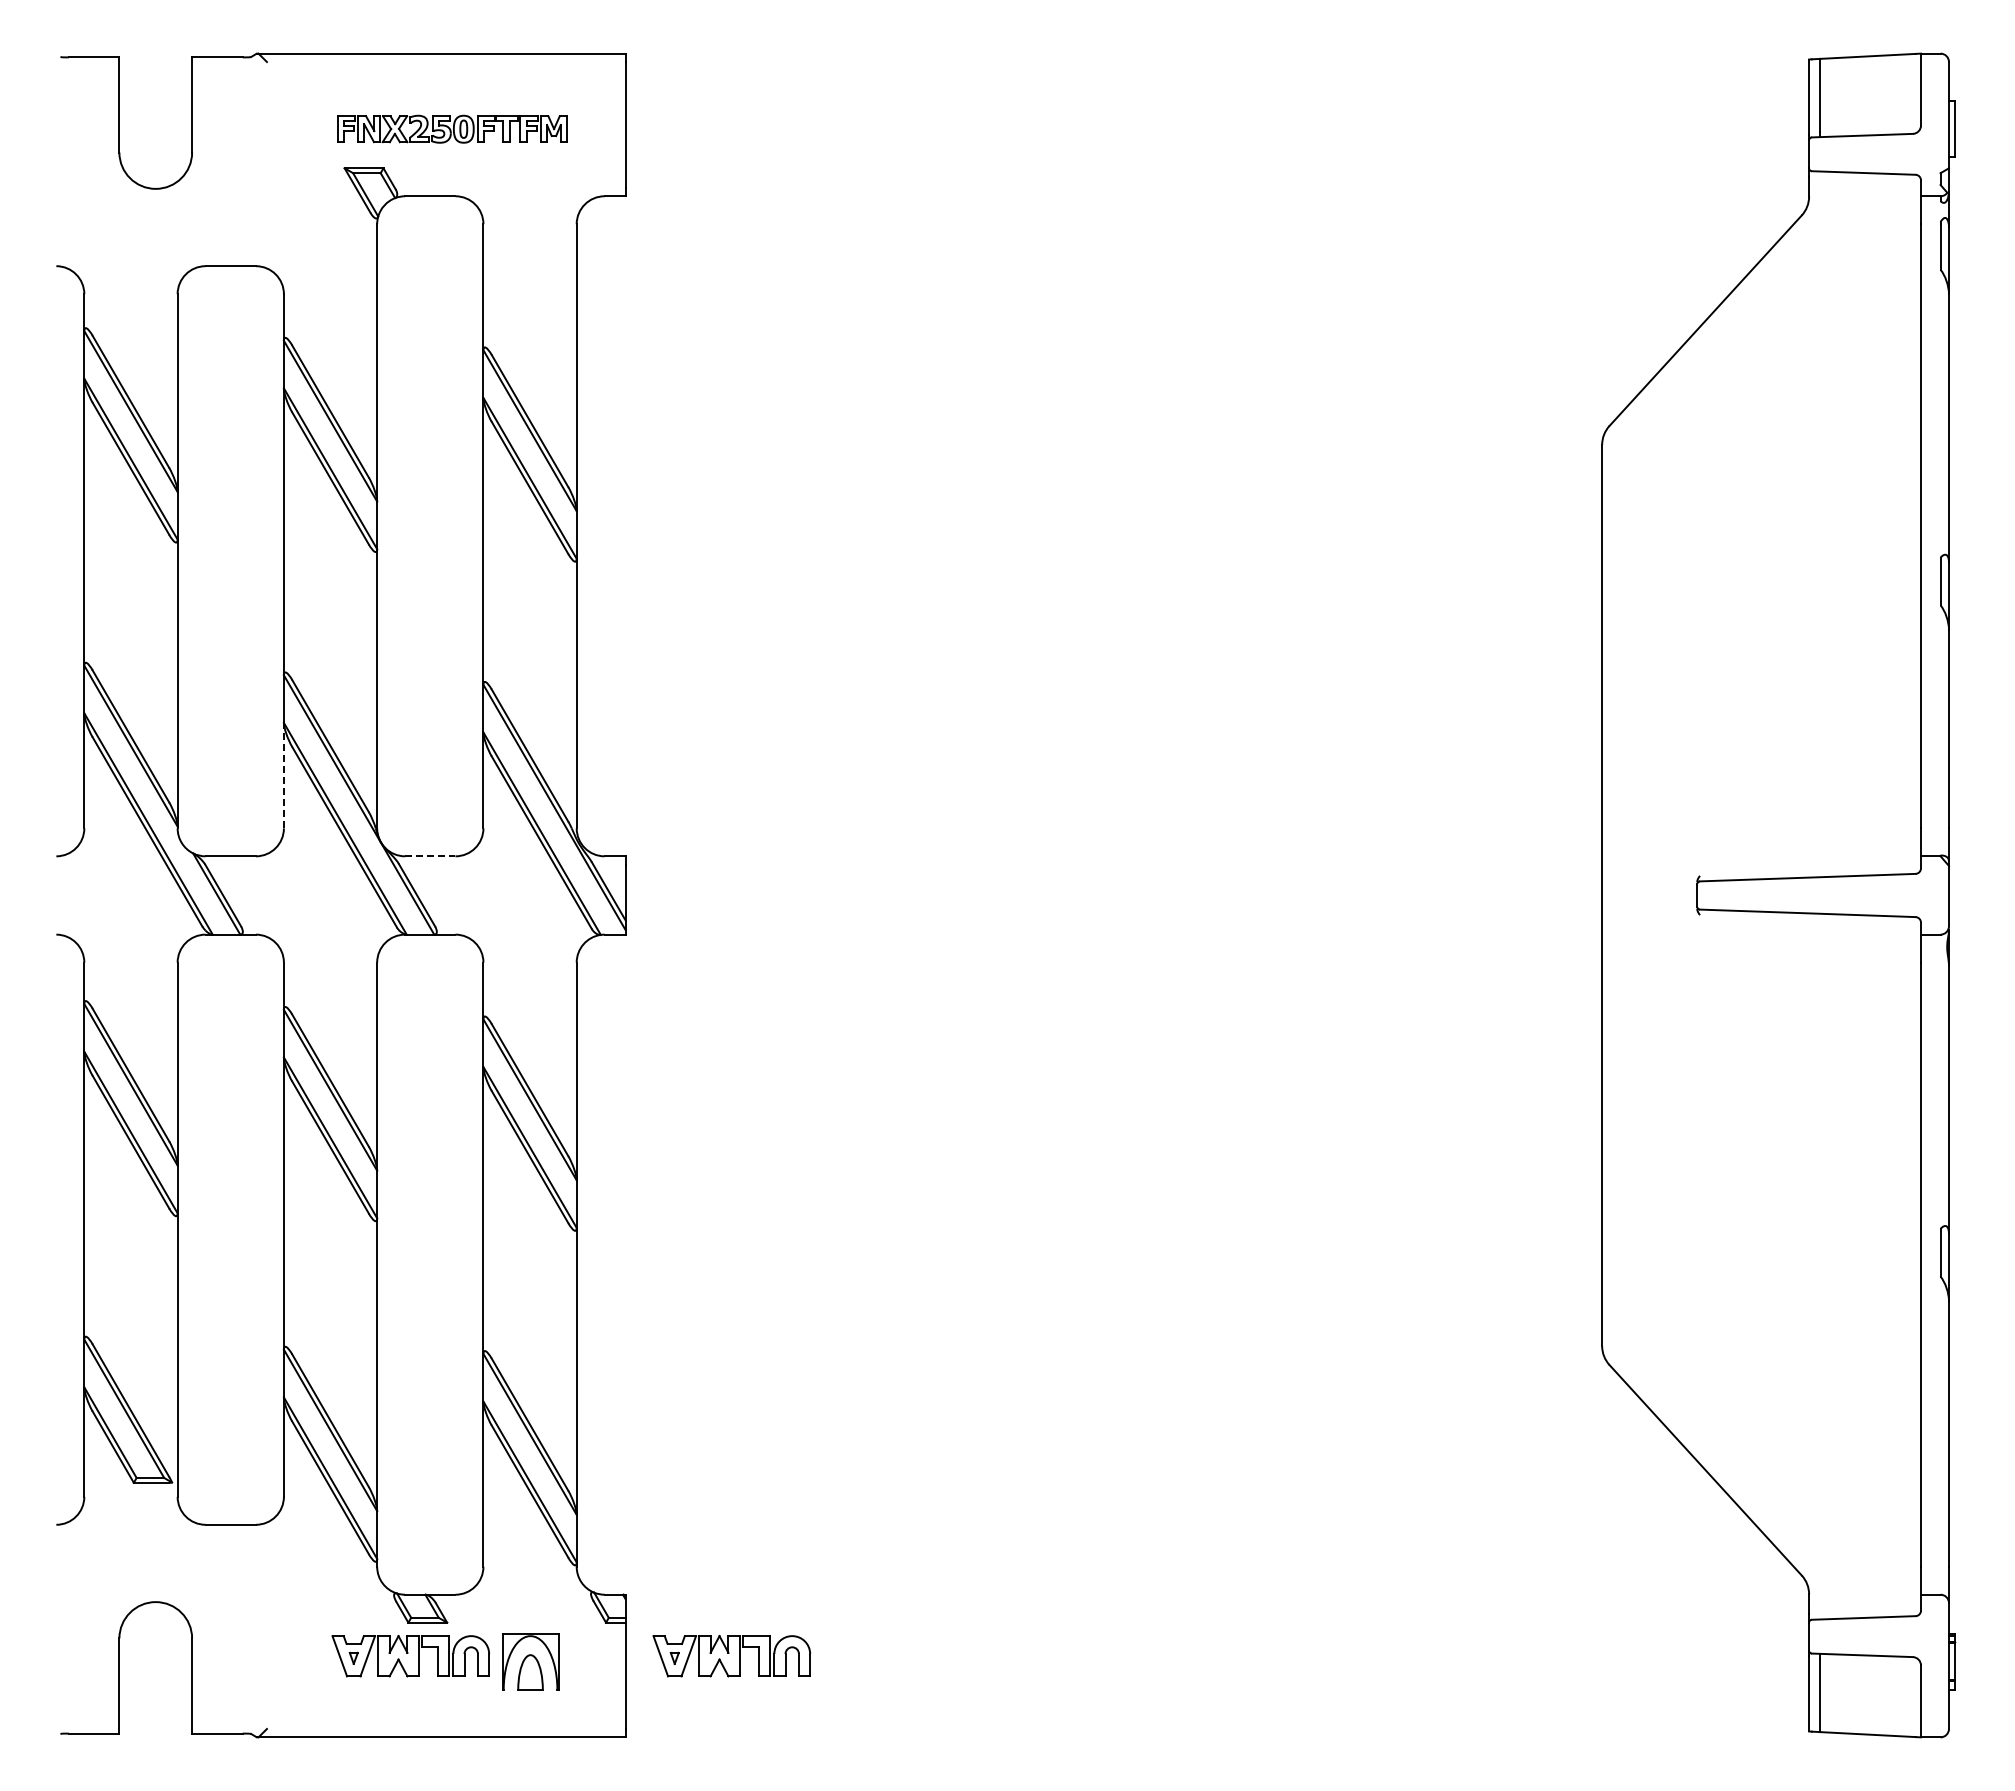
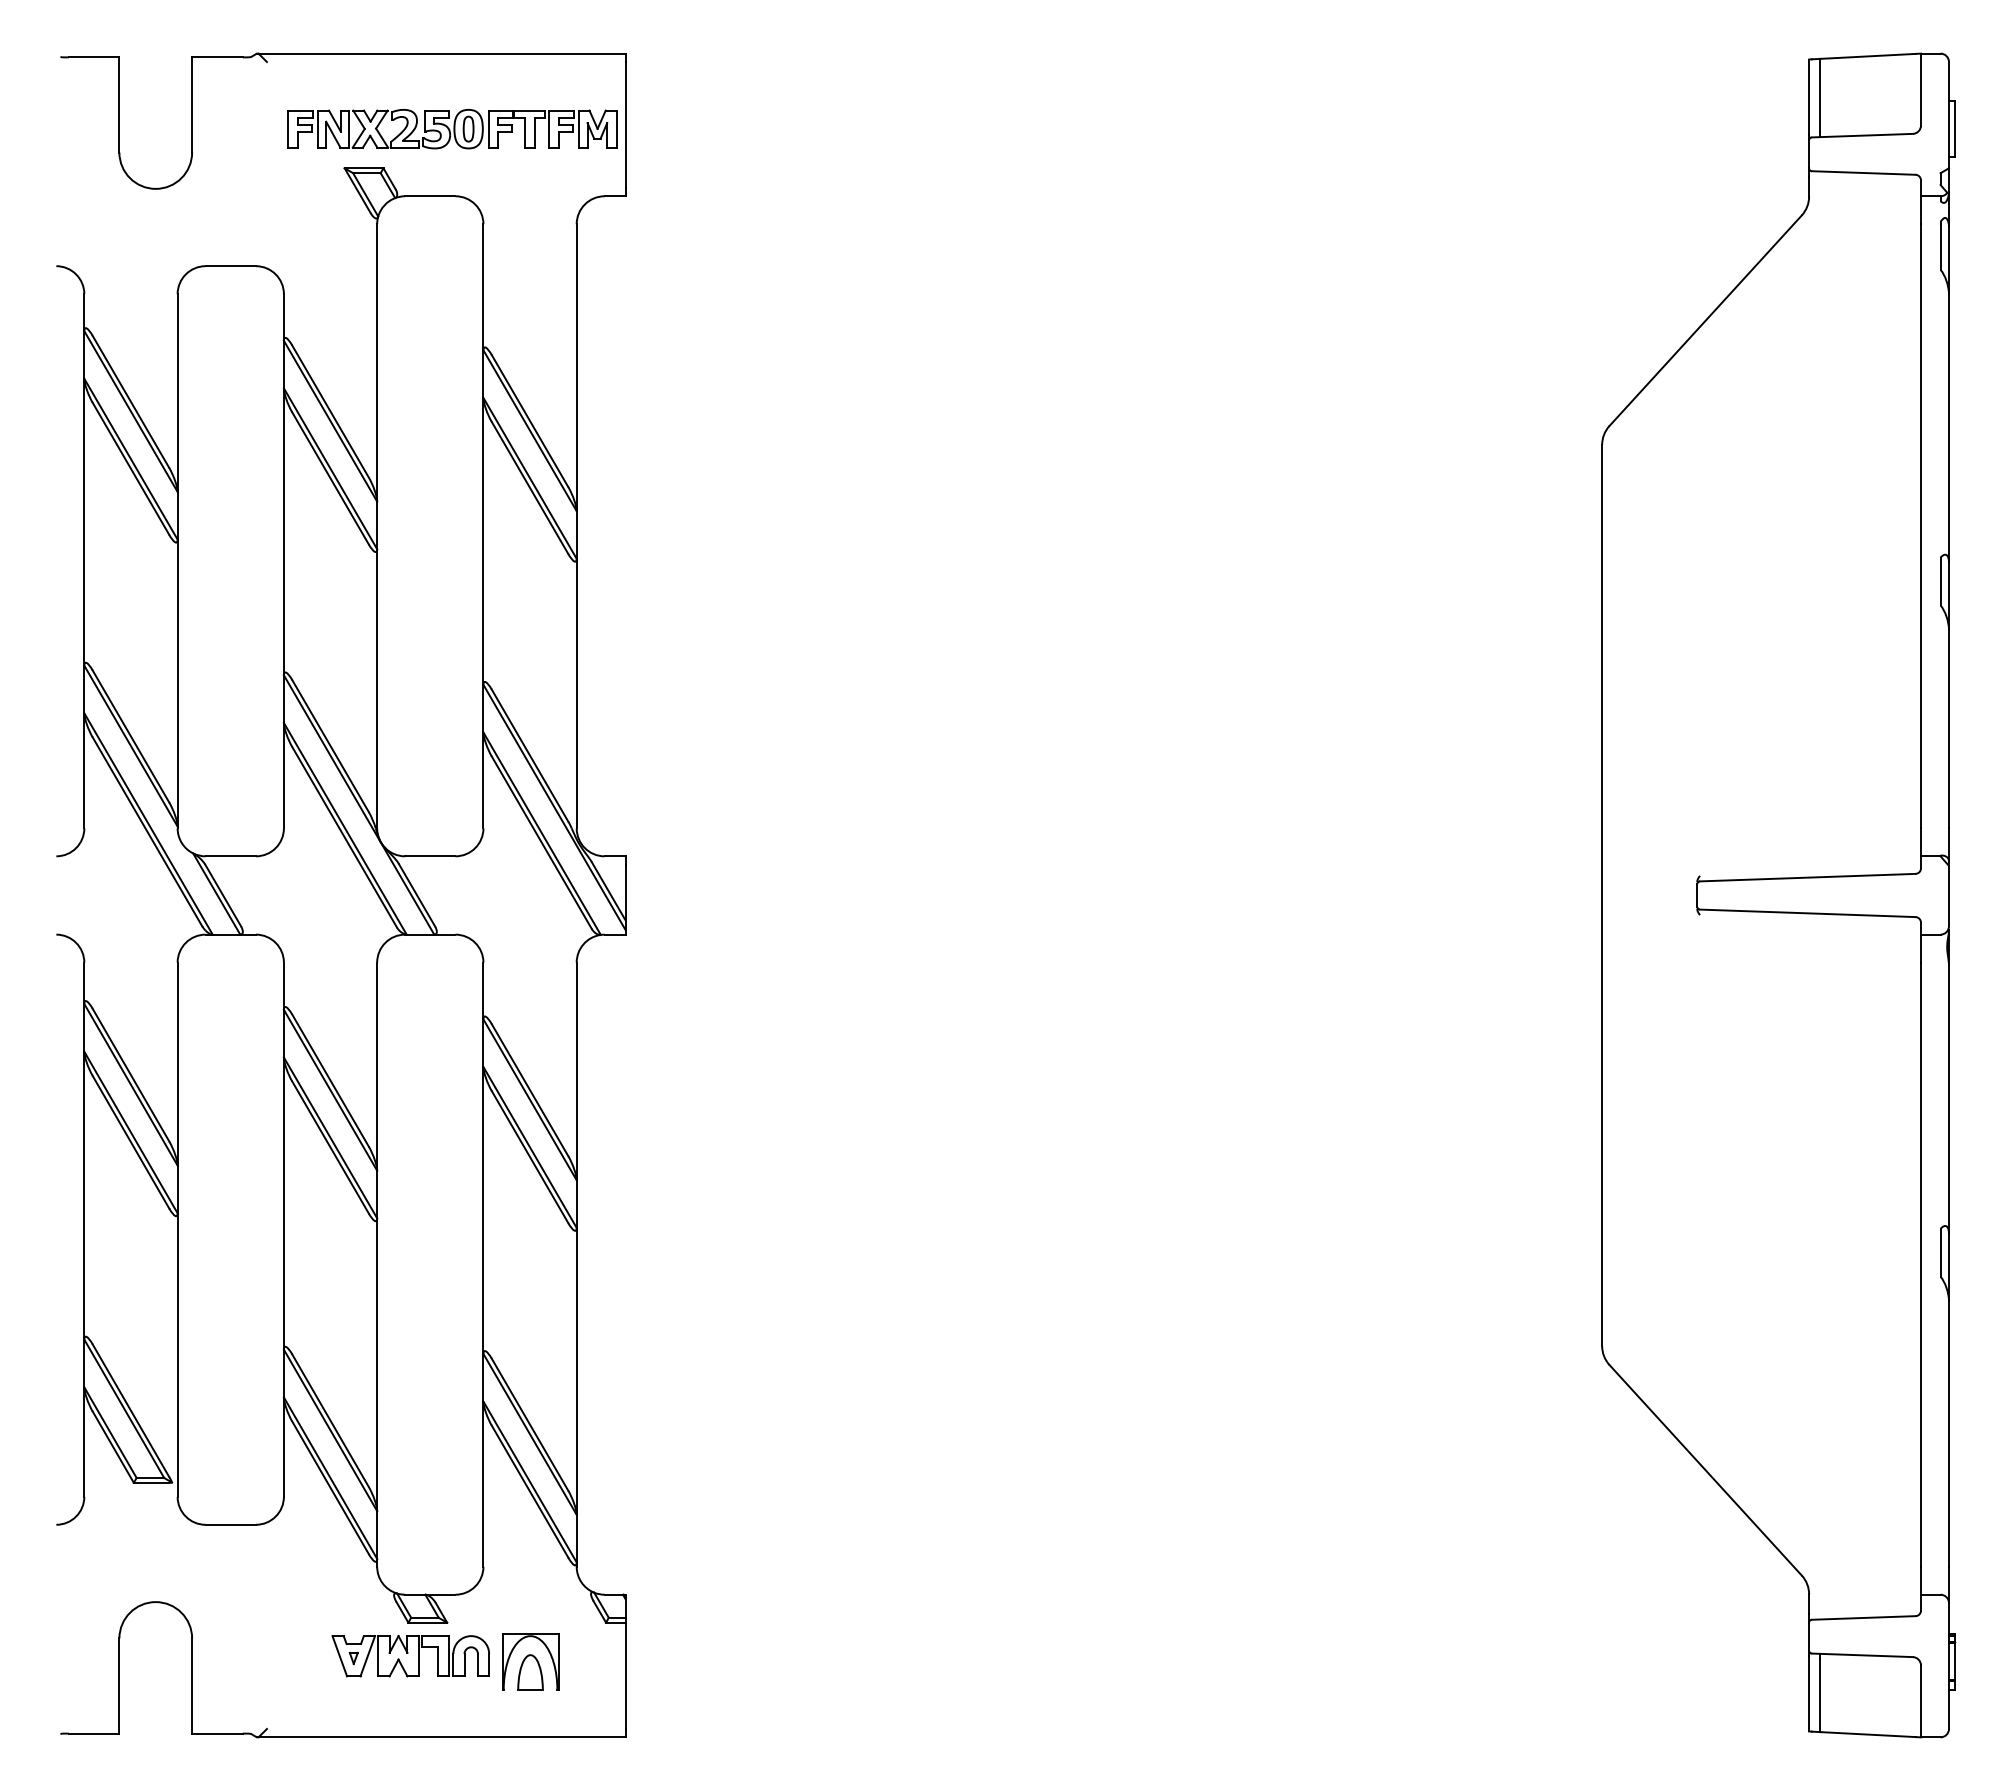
part size: 231x30 px -> 331x41 px (452, 129)
line: dashed -> solid (283, 775)
line: dashed -> solid (430, 856)
part: present -> none (731, 1656)
